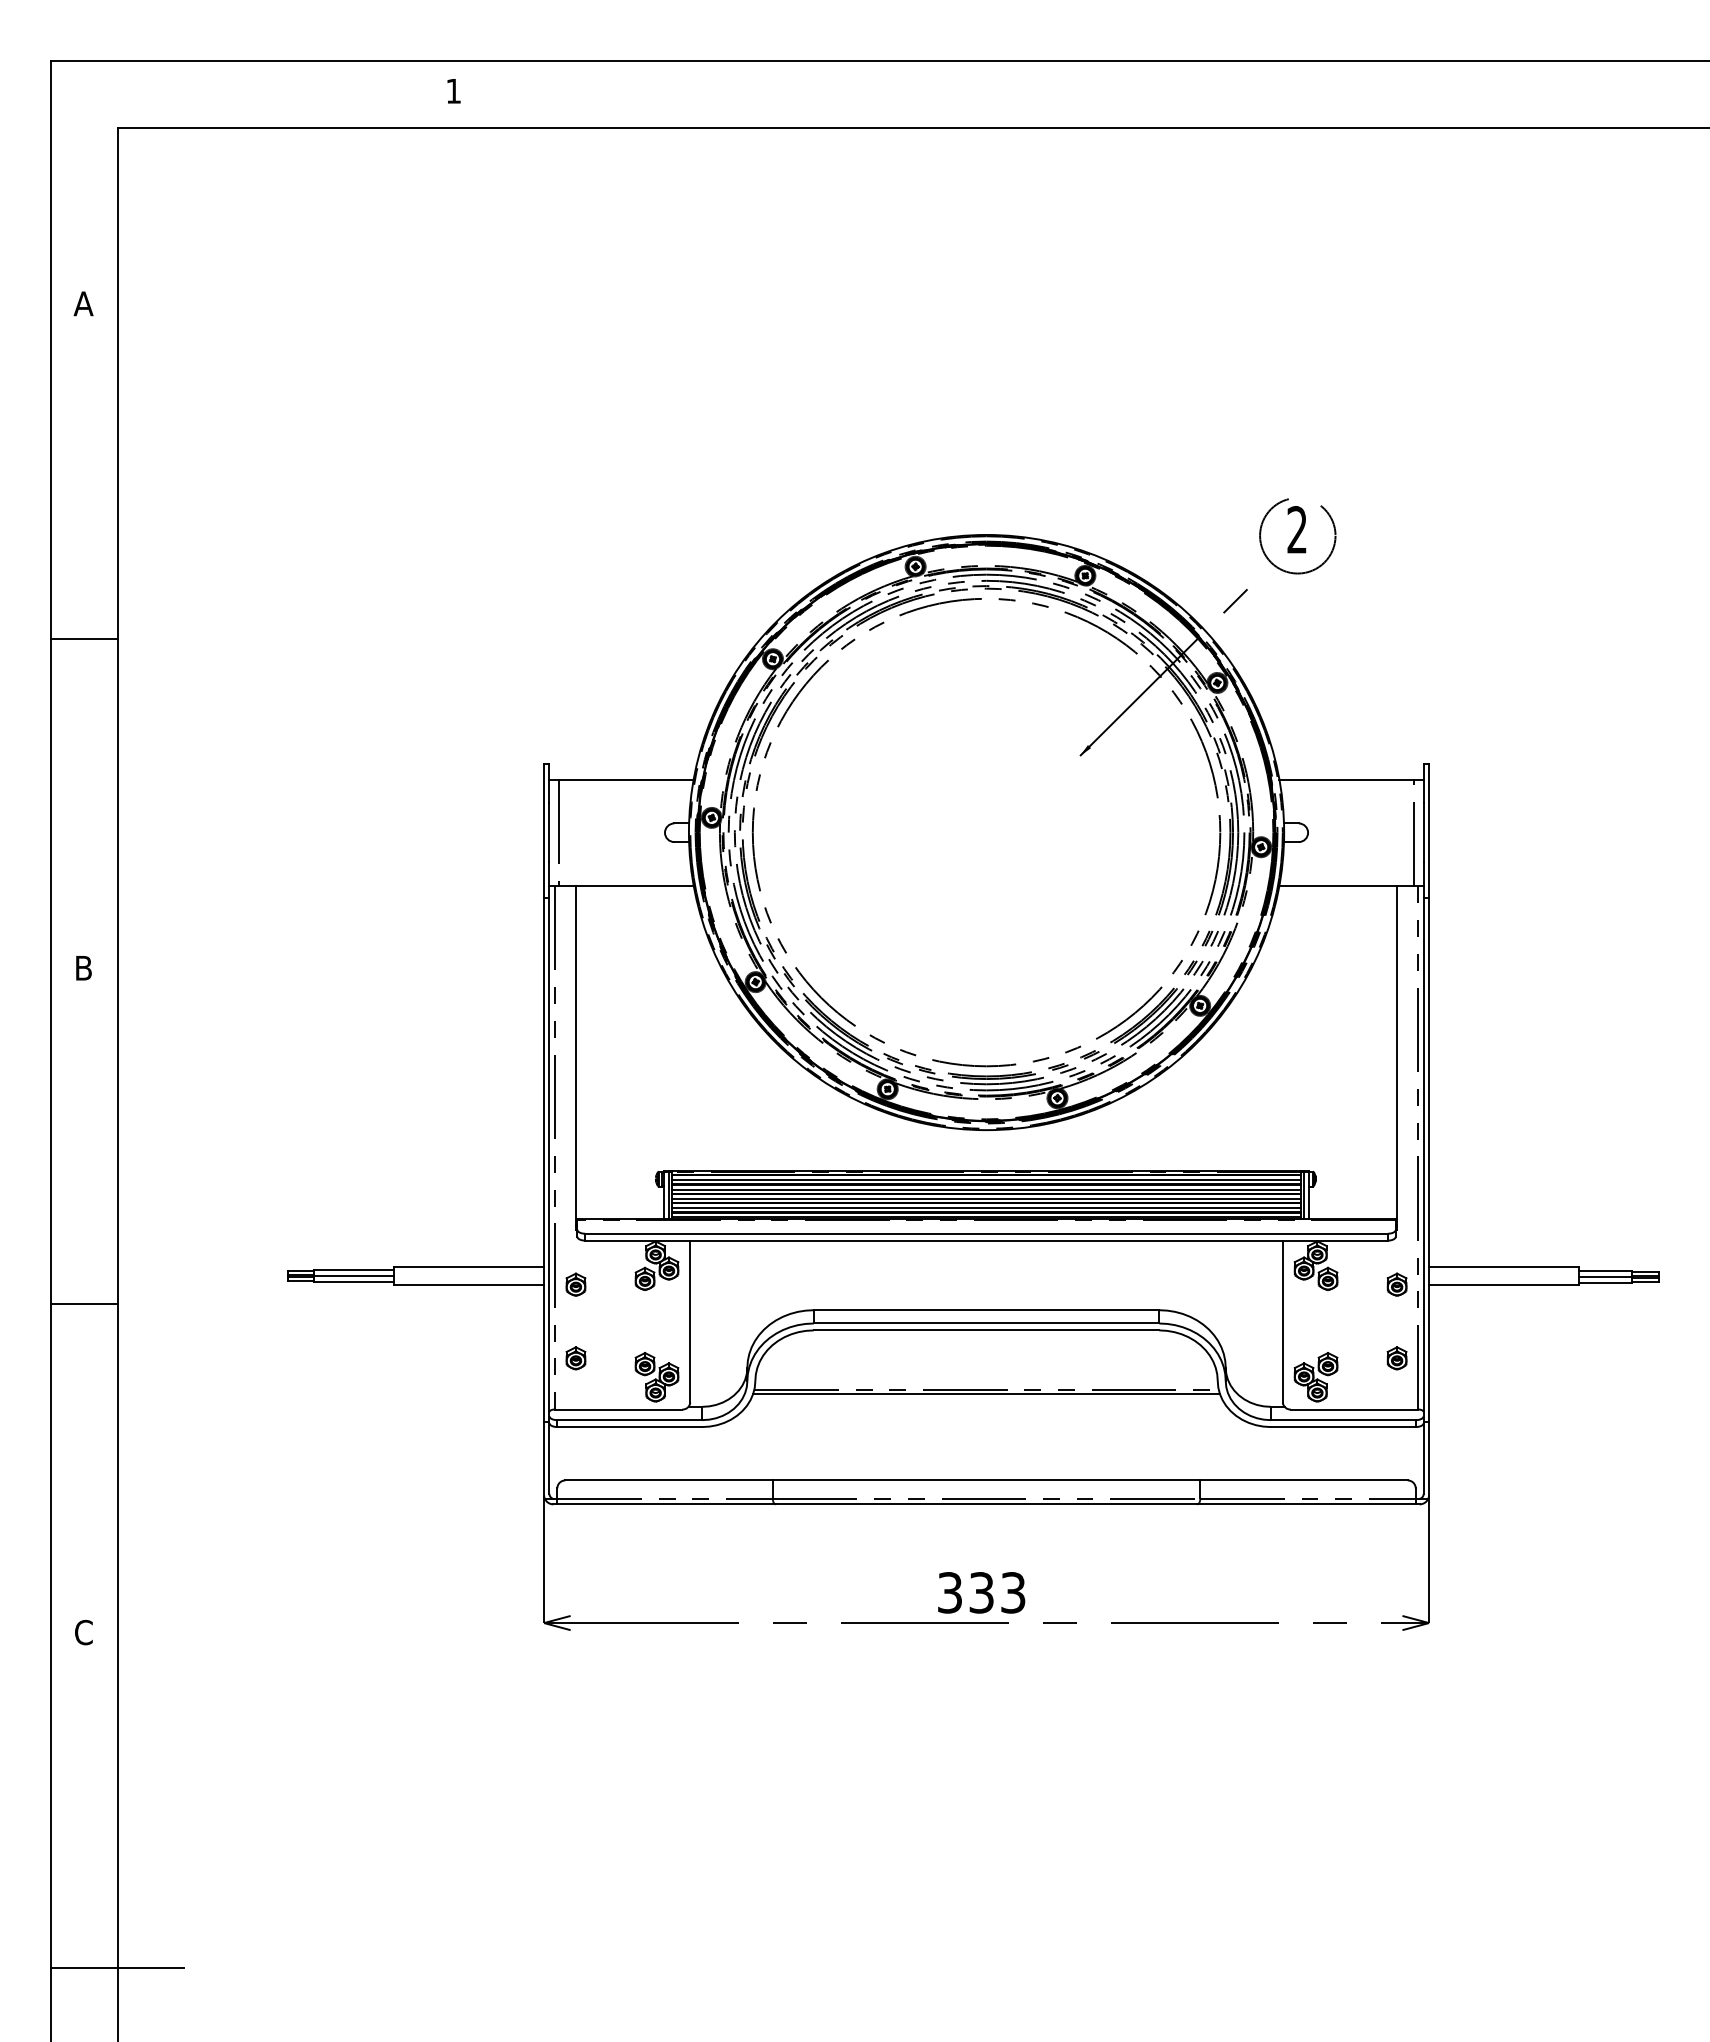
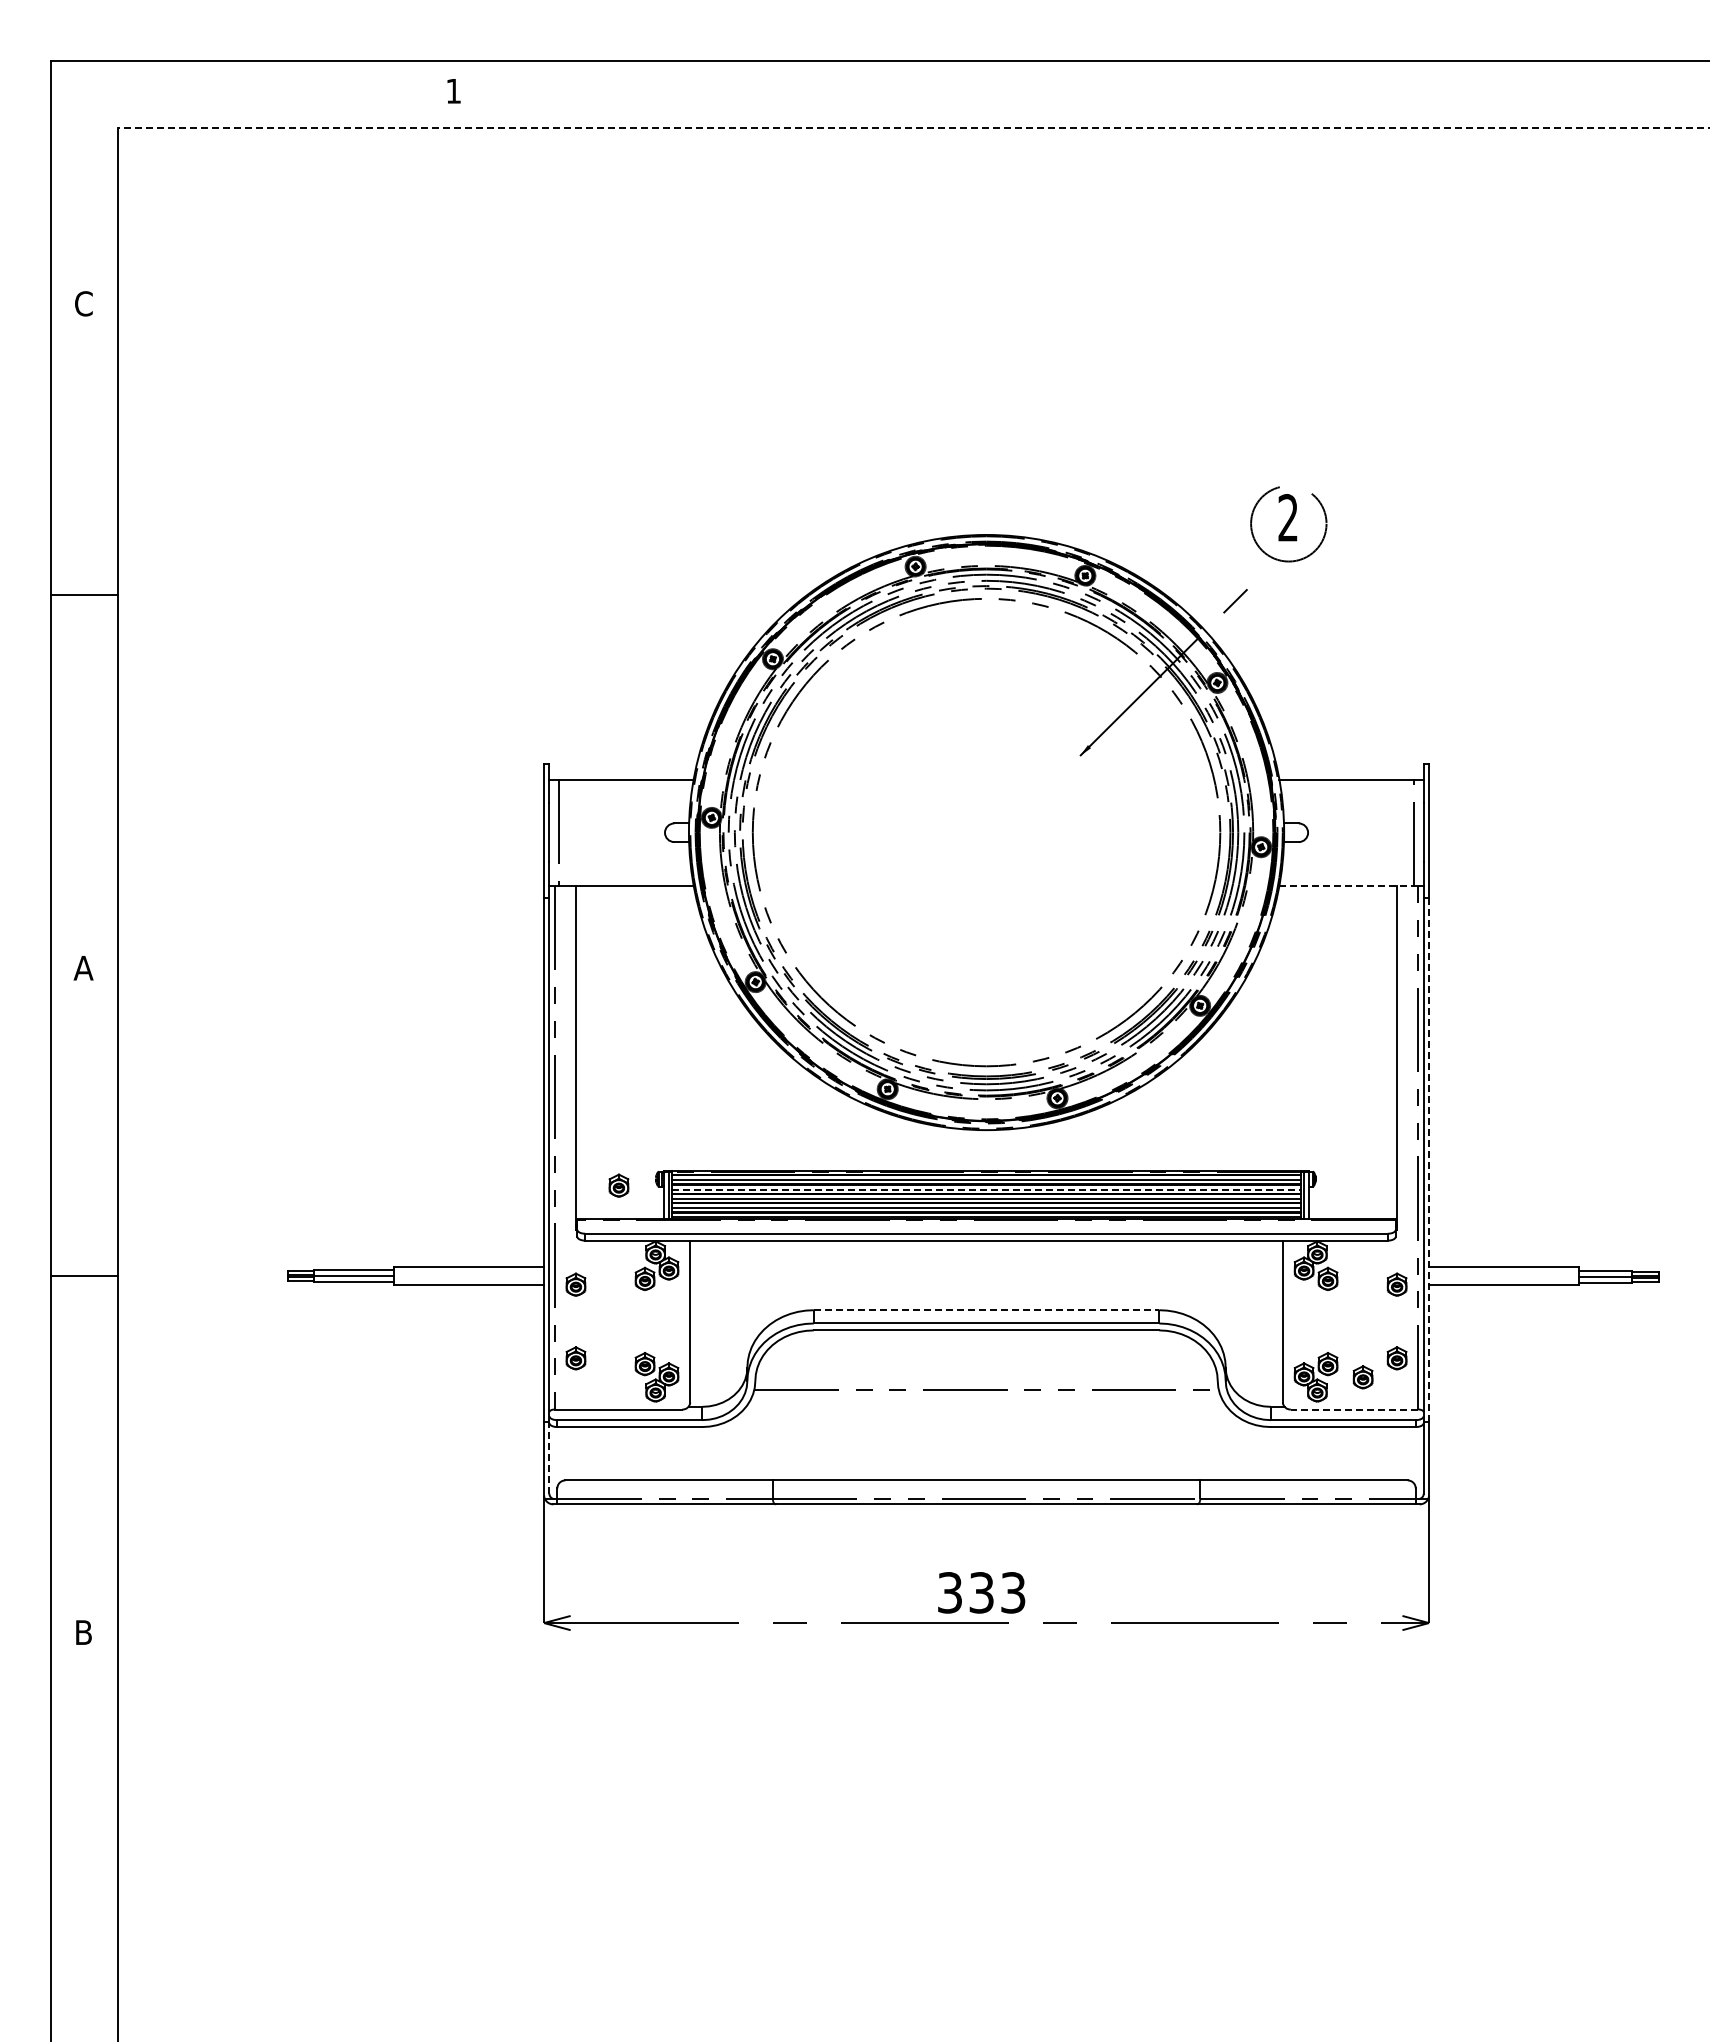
line: solid -> dashed (913, 127)
text: A -> C (83, 303)
part position: (1297, 536) -> (1288, 524) (1288, 524)
line position: (84, 639) -> (84, 595) (84, 595)
line: solid -> dashed (1346, 885)
text: B -> A (83, 968)
line: solid -> dashed (1429, 1160)
part: none -> present (618, 1185)
line: solid -> dashed (986, 1189)
line position: (84, 1303) -> (84, 1275) (84, 1275)
line: solid -> dashed (986, 1310)
part: none -> present (1362, 1377)
line: present -> none (986, 1393)
line: solid -> dashed (1354, 1409)
line: solid -> dashed (549, 1457)
text: C -> B (83, 1632)
line: present -> none (117, 1968)
